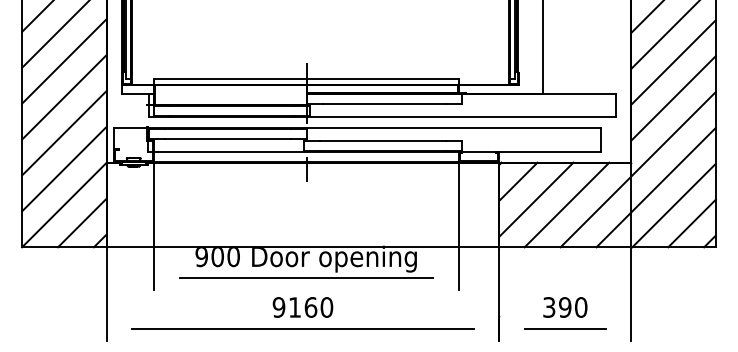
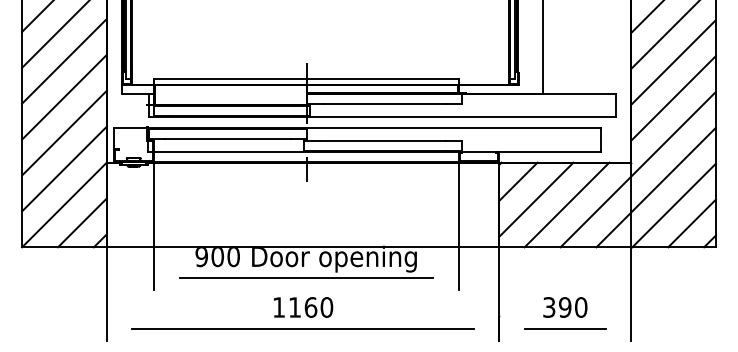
text: 9160 -> 1160 (278, 307)
